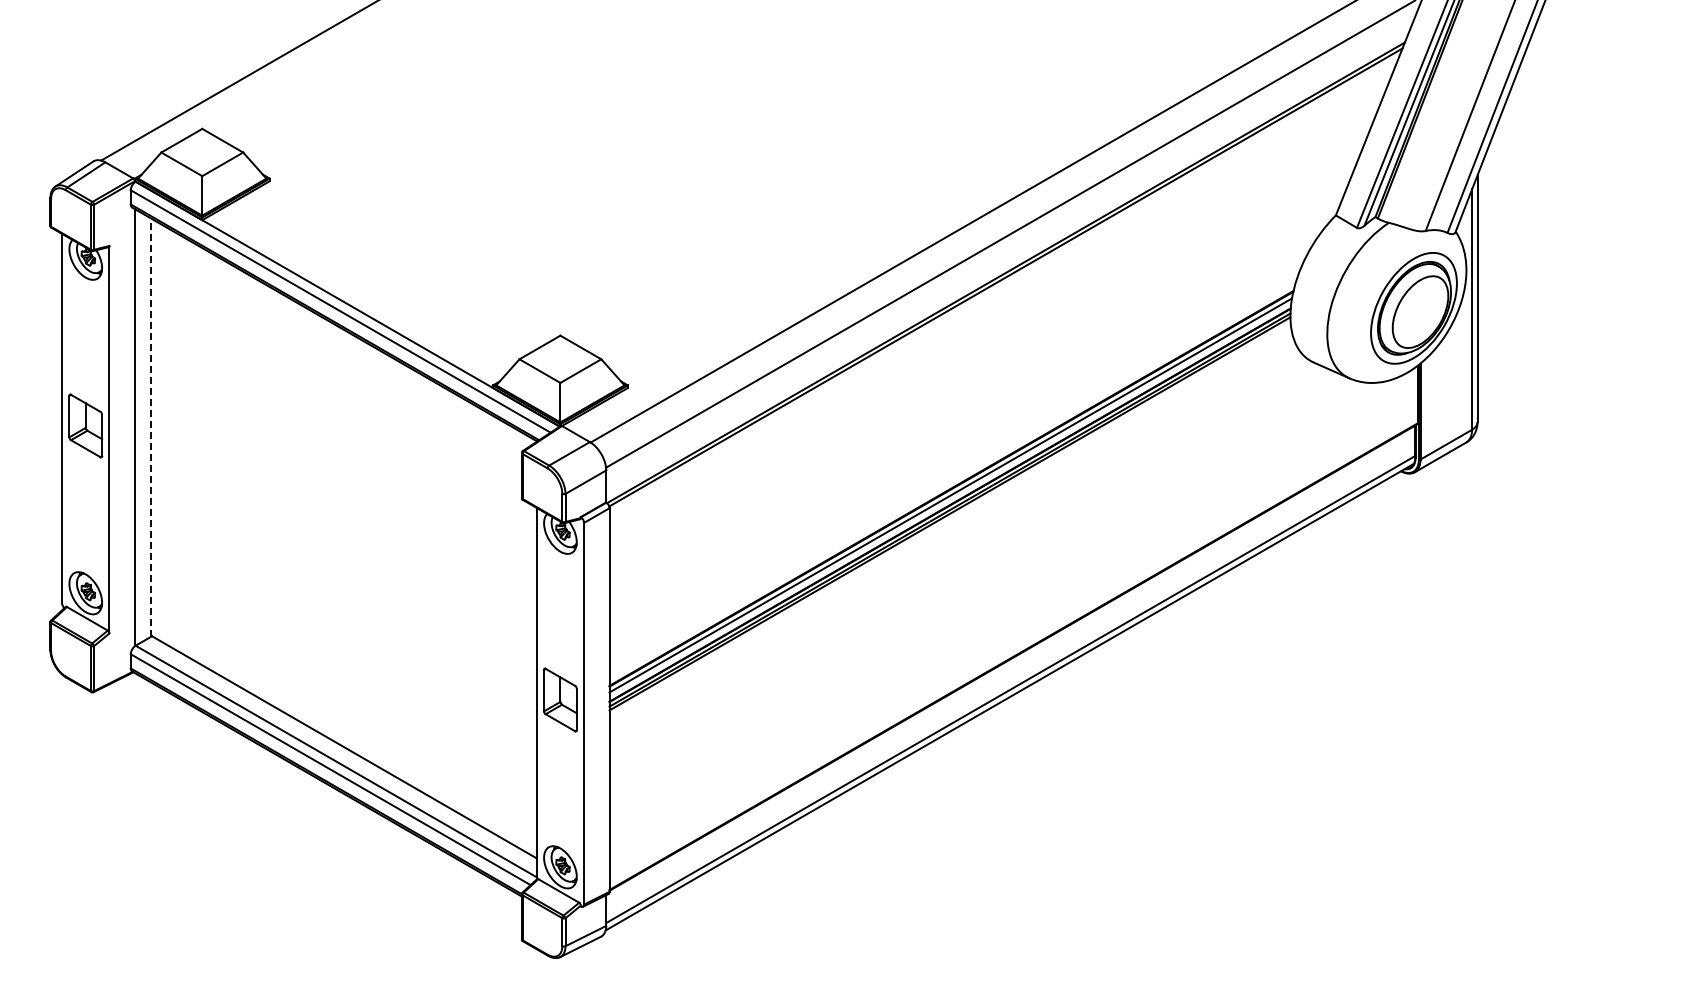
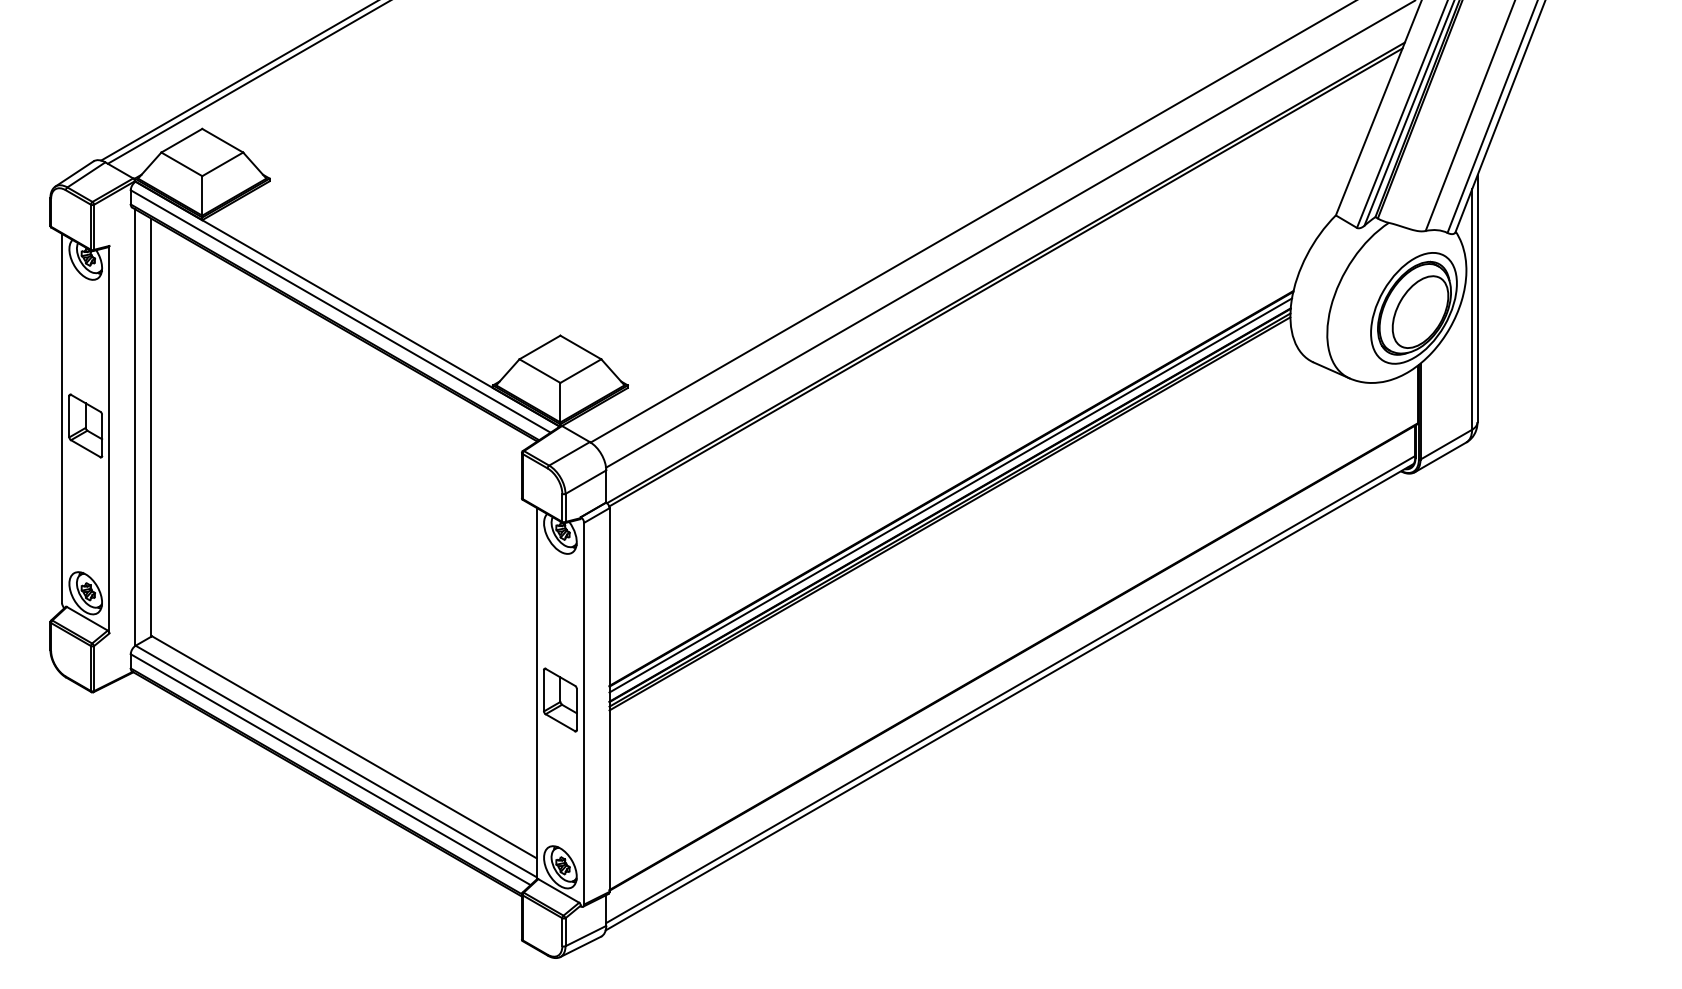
line: none -> present (247, 82)
line: dashed -> solid (151, 427)
